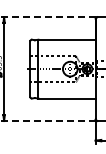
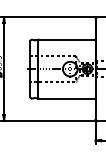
line: dashed -> solid (49, 17)
line: dashed -> solid (49, 121)
